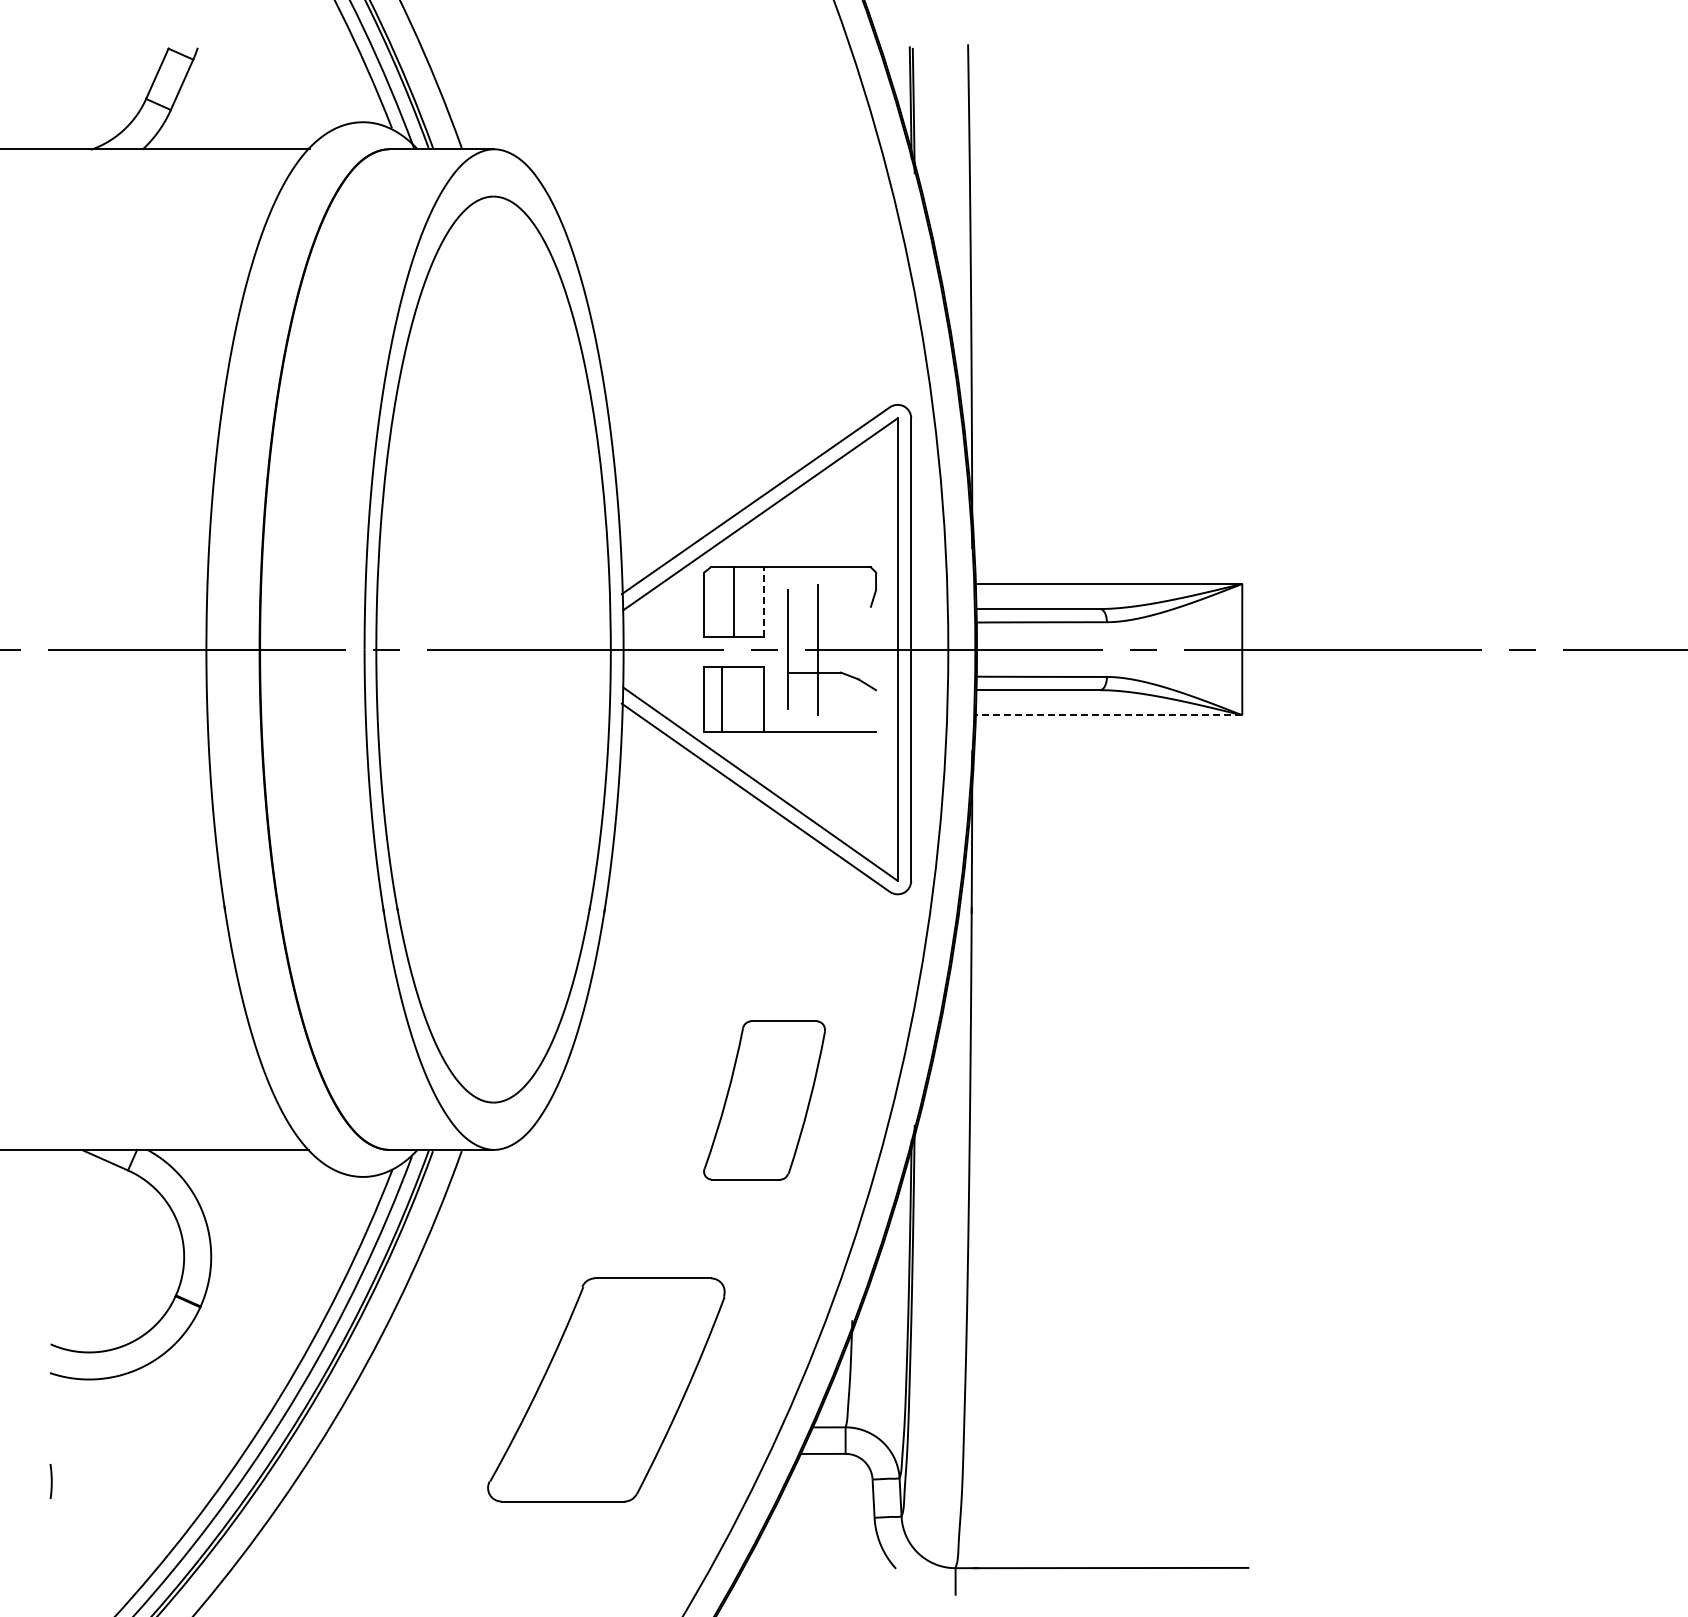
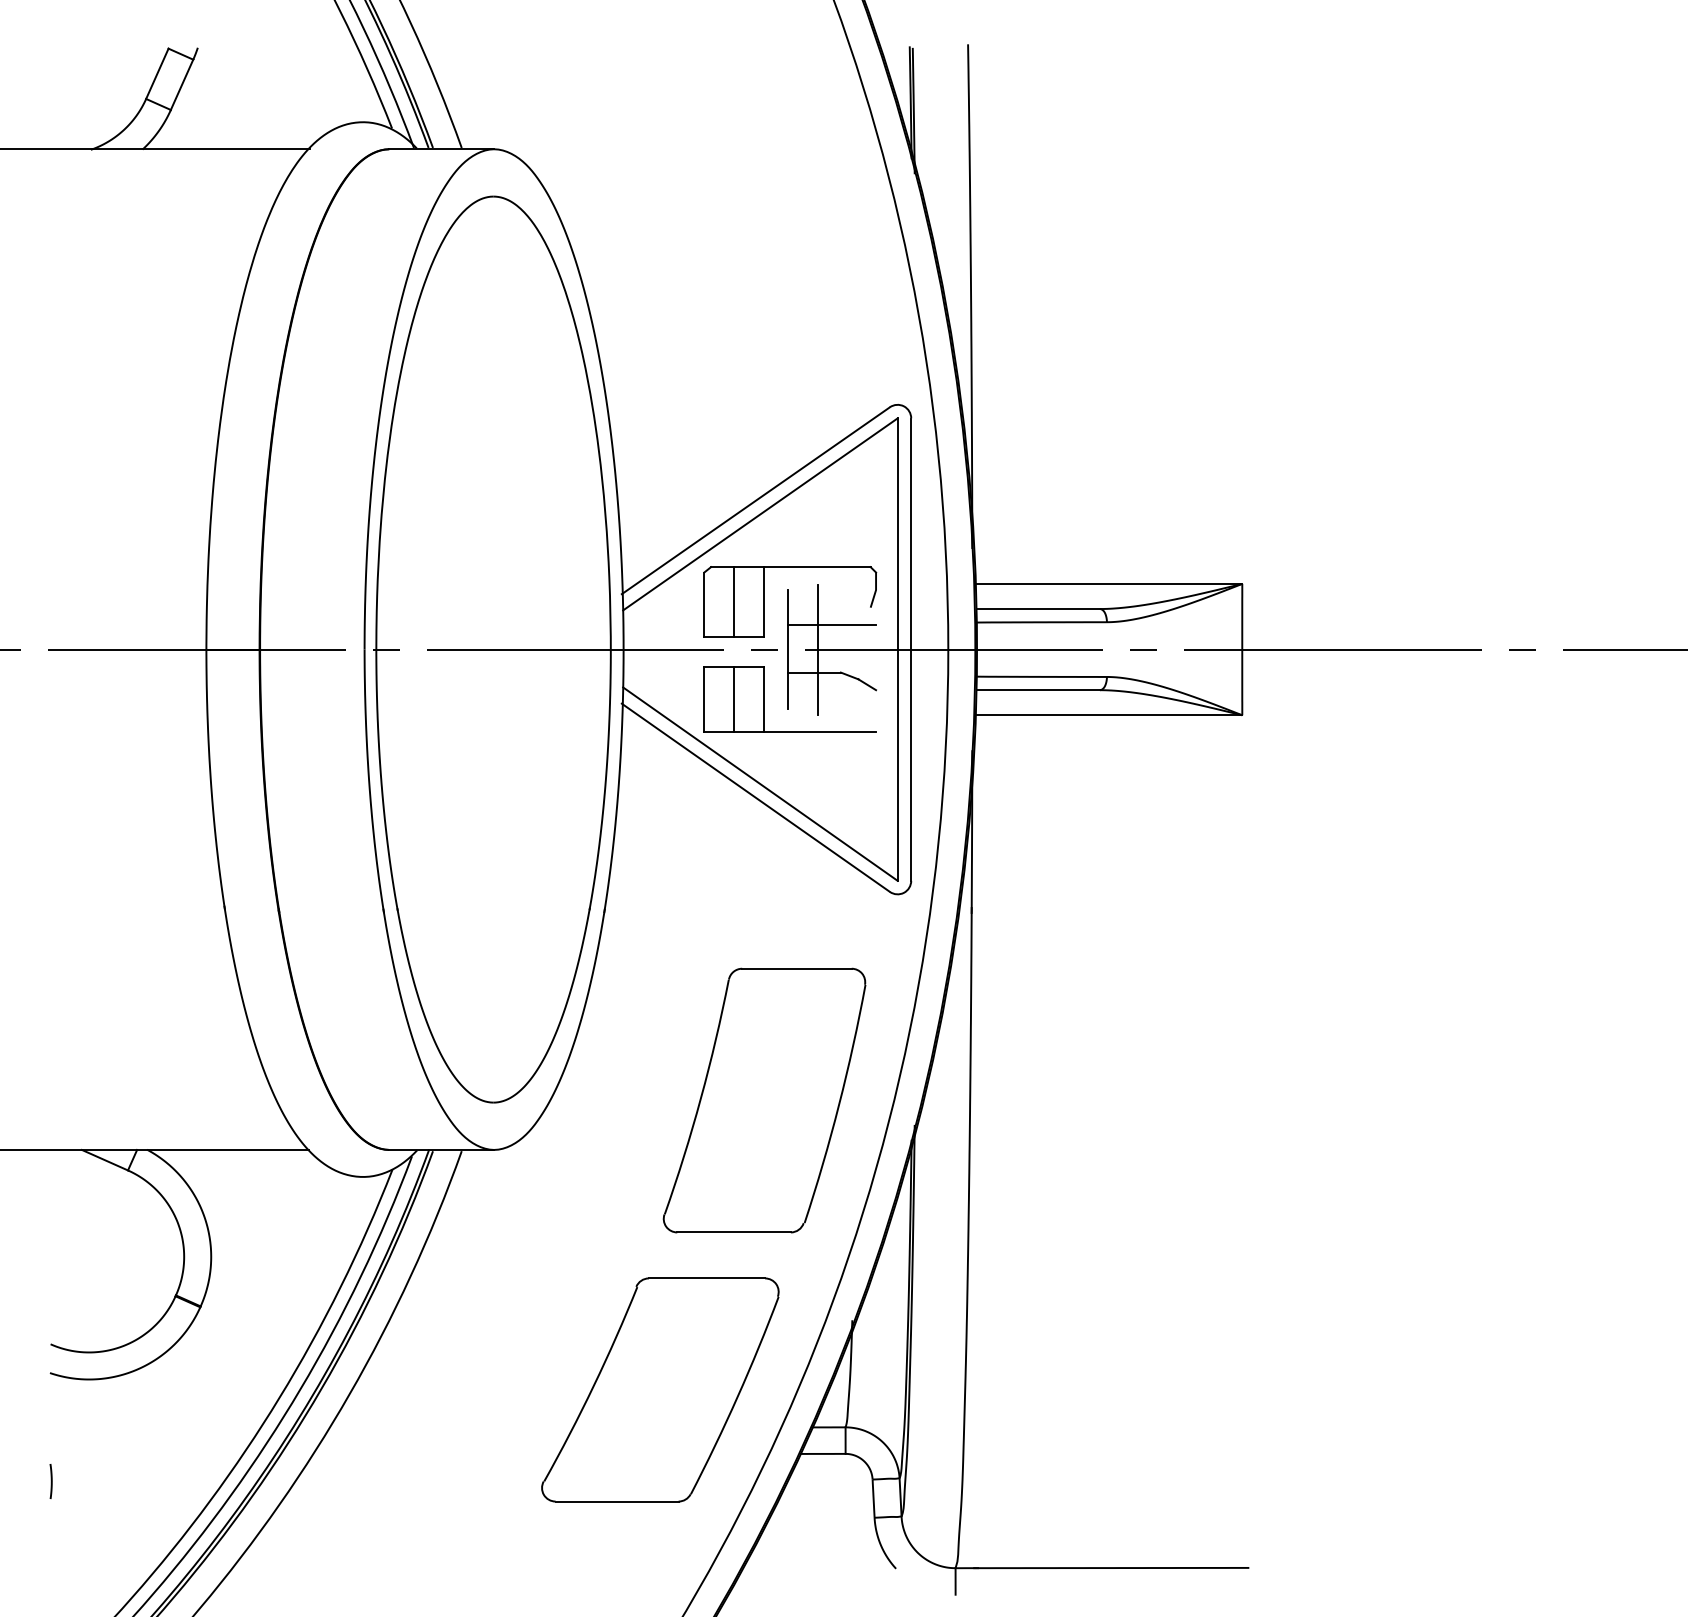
line: dashed -> solid (763, 601)
line: none -> present (832, 625)
line position: (722, 699) -> (734, 699) (734, 699)
line: dashed -> solid (1108, 715)
part size: 123x161 px -> 205x267 px (764, 1100)
part position: (606, 1389) -> (660, 1389) (660, 1389)
